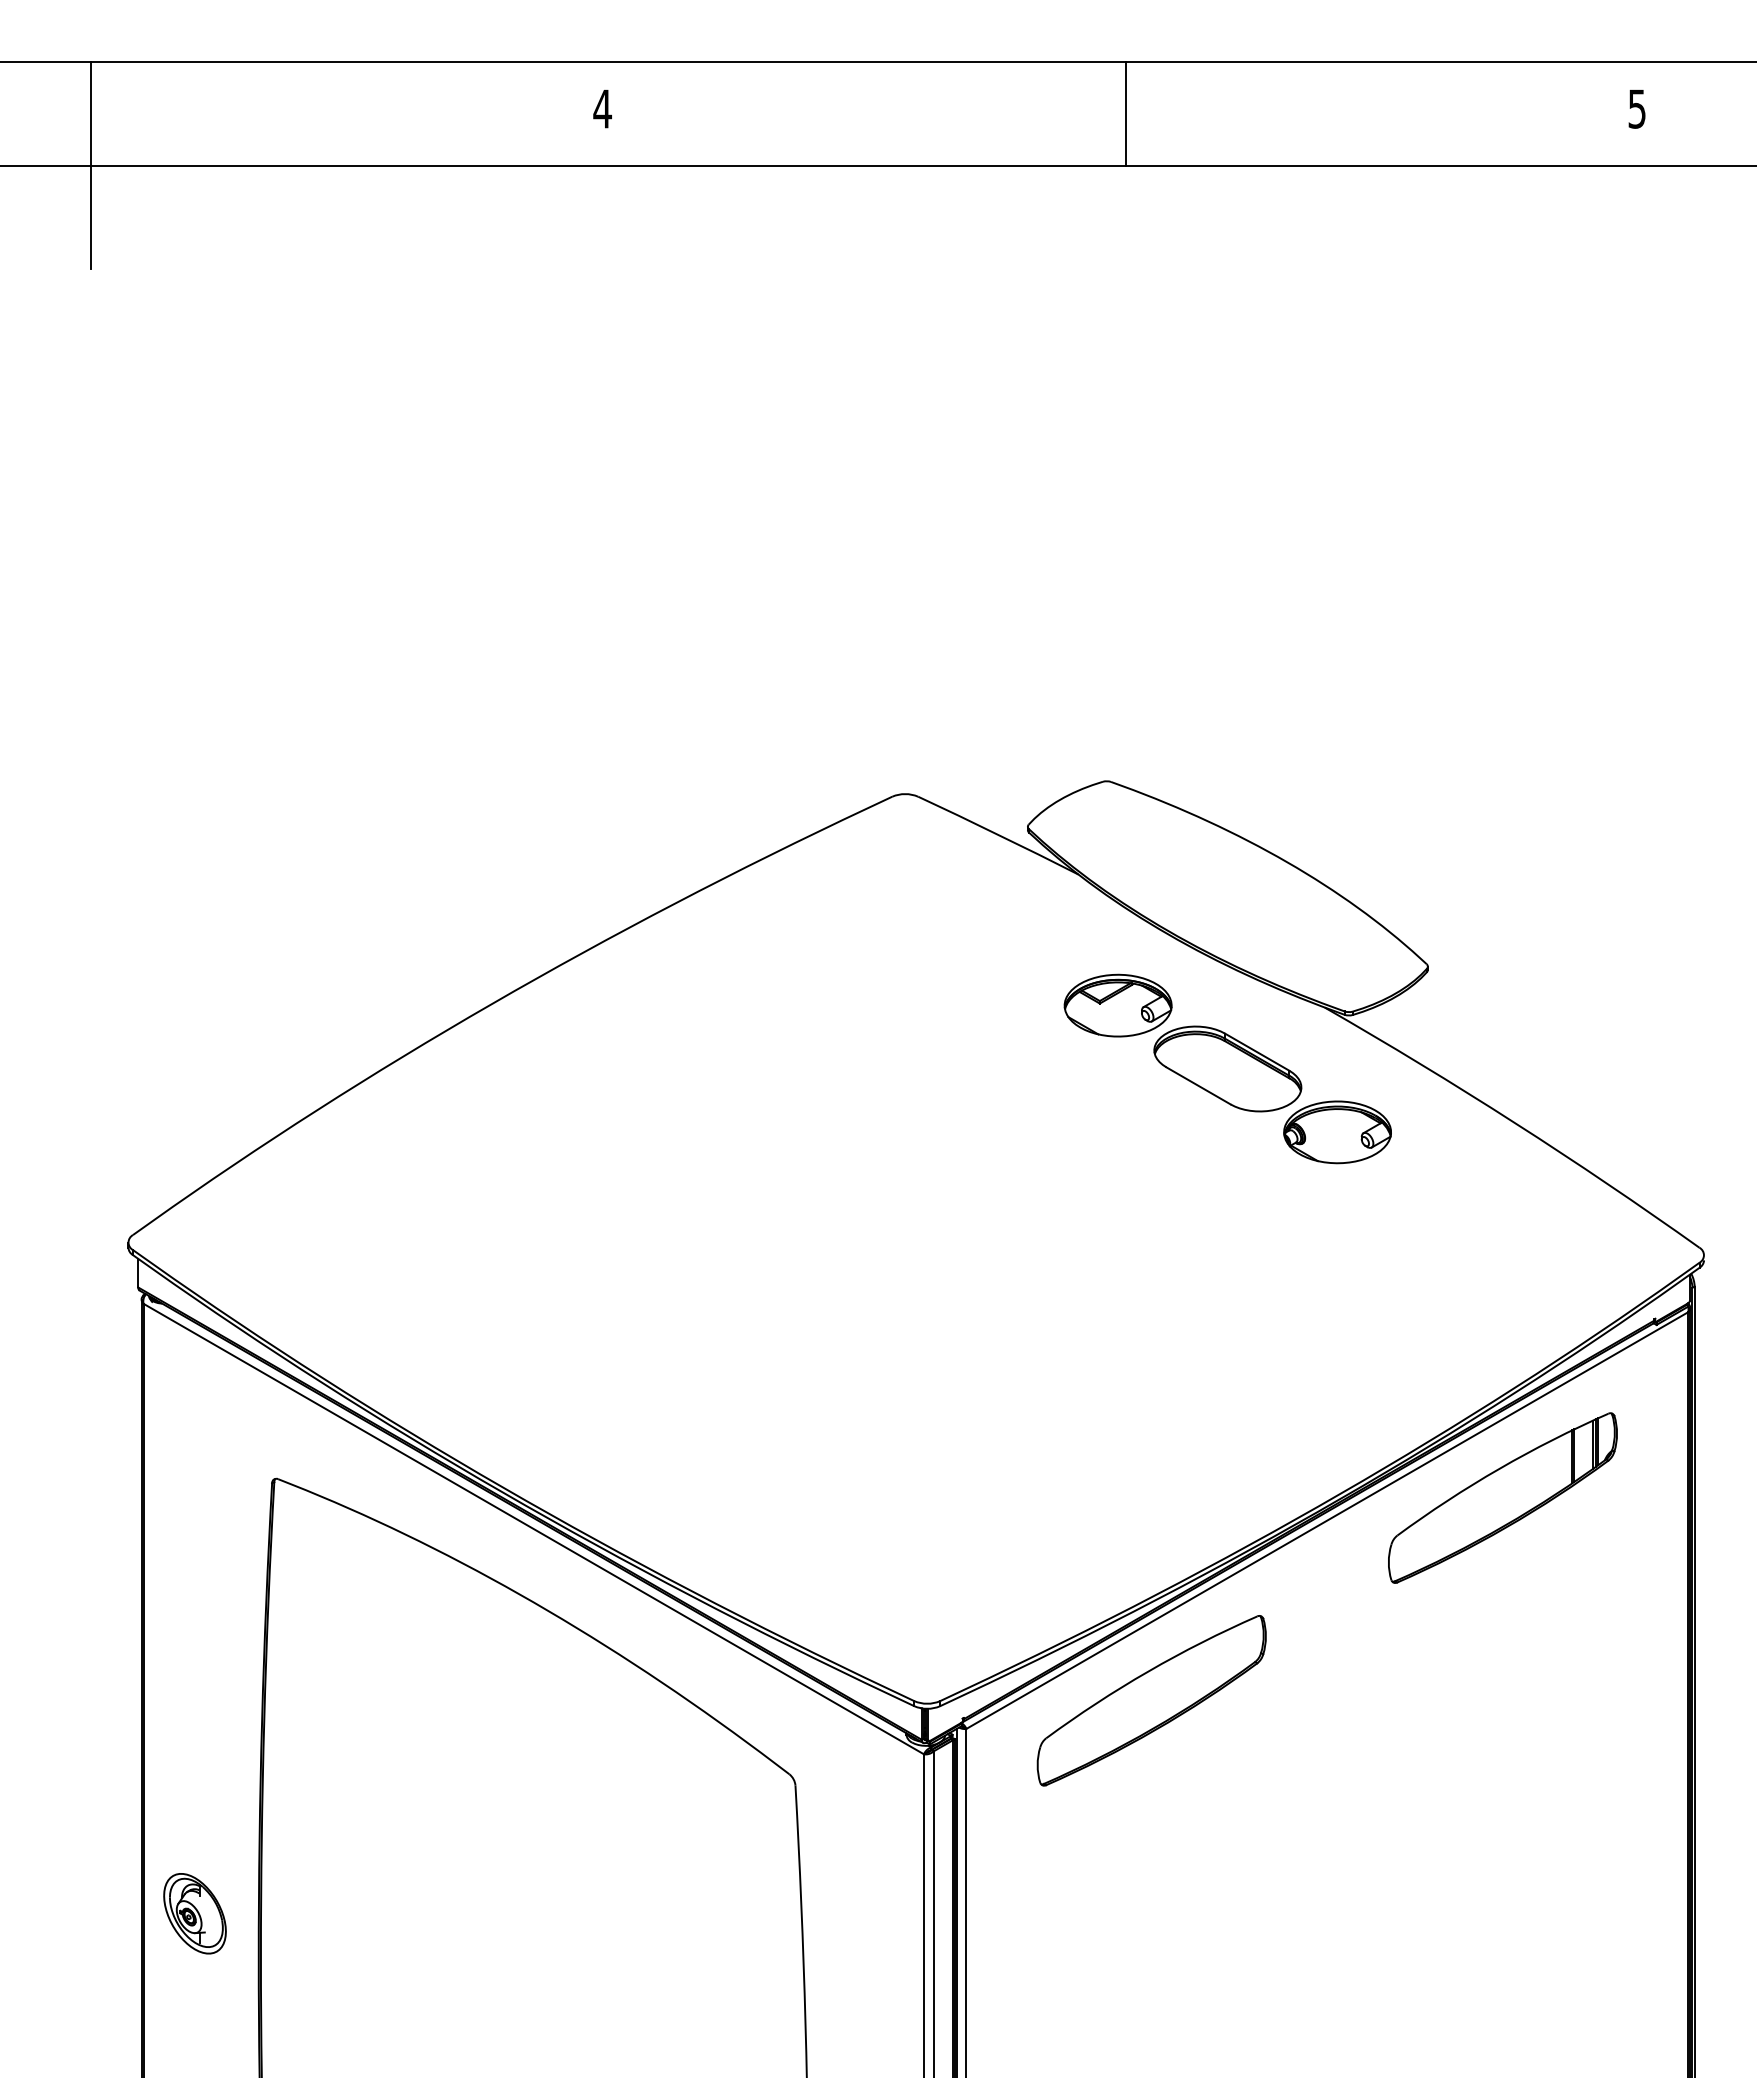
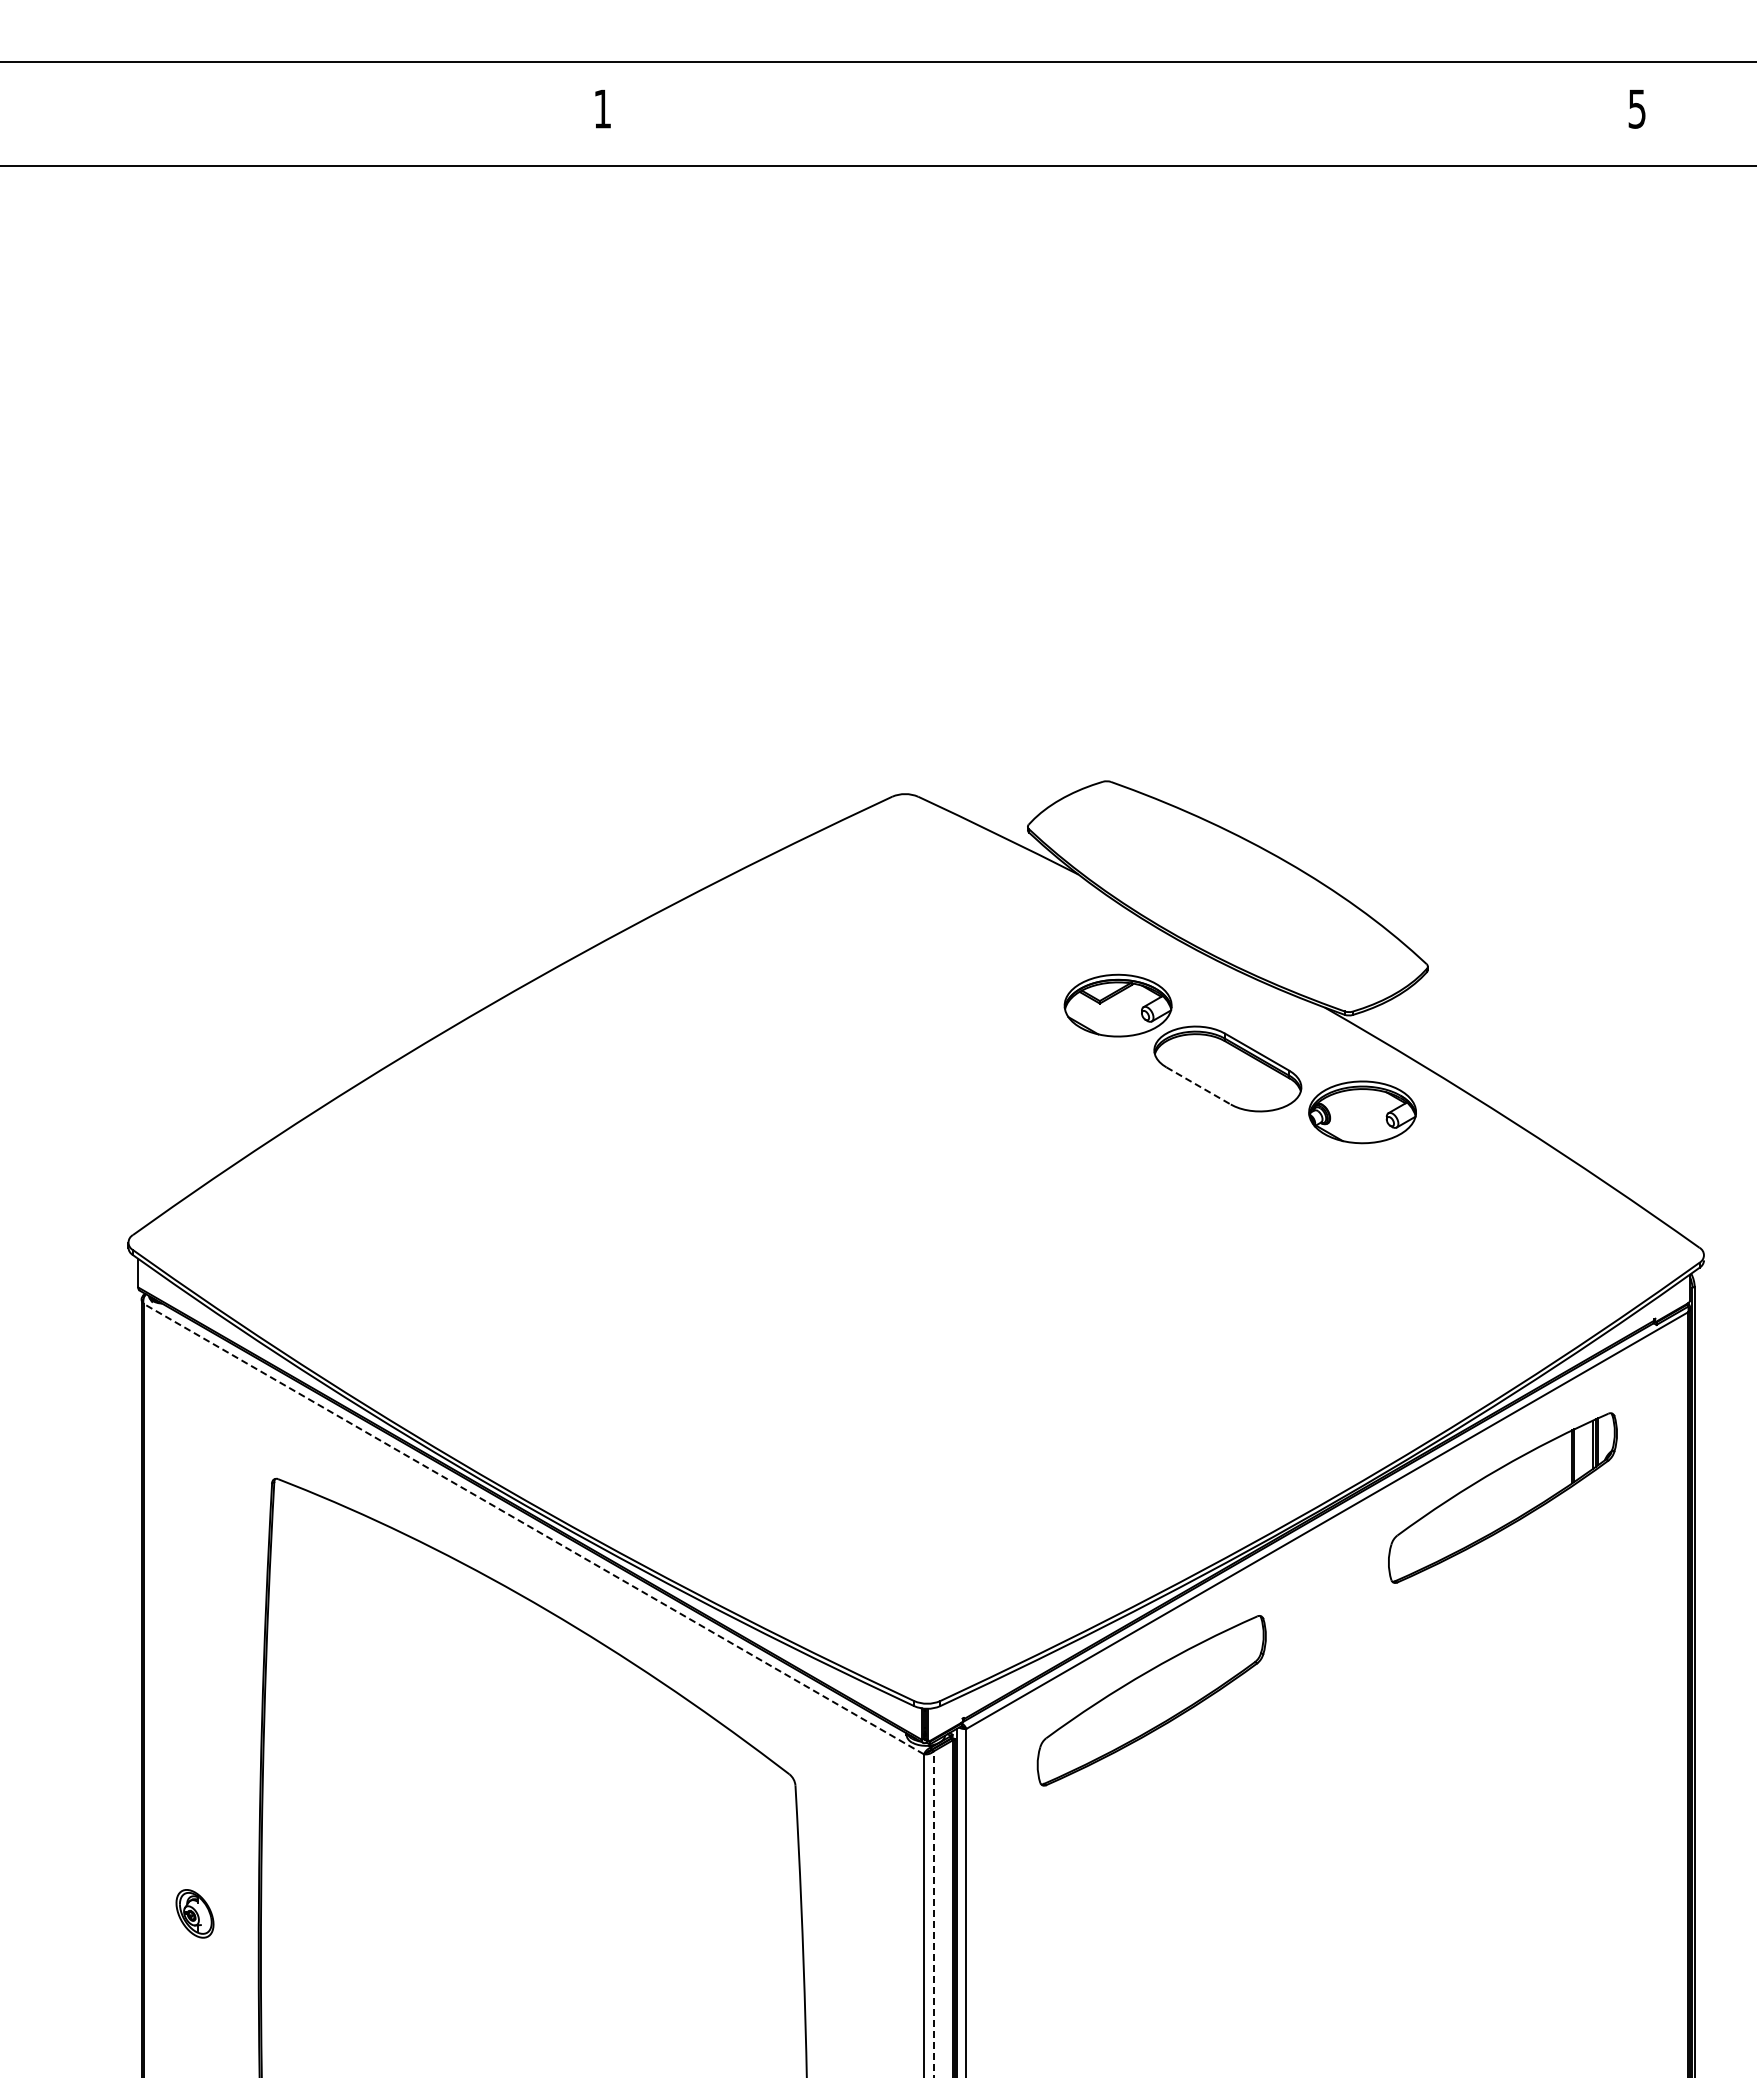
text: 4 -> 1 (602, 108)
line: present -> none (1126, 113)
line: present -> none (91, 165)
line: solid -> dashed (1199, 1086)
part position: (1337, 1132) -> (1362, 1112) (1362, 1112)
line: solid -> dashed (533, 1529)
part size: 64x82 px -> 40x50 px (194, 1913)
line: solid -> dashed (933, 1914)
